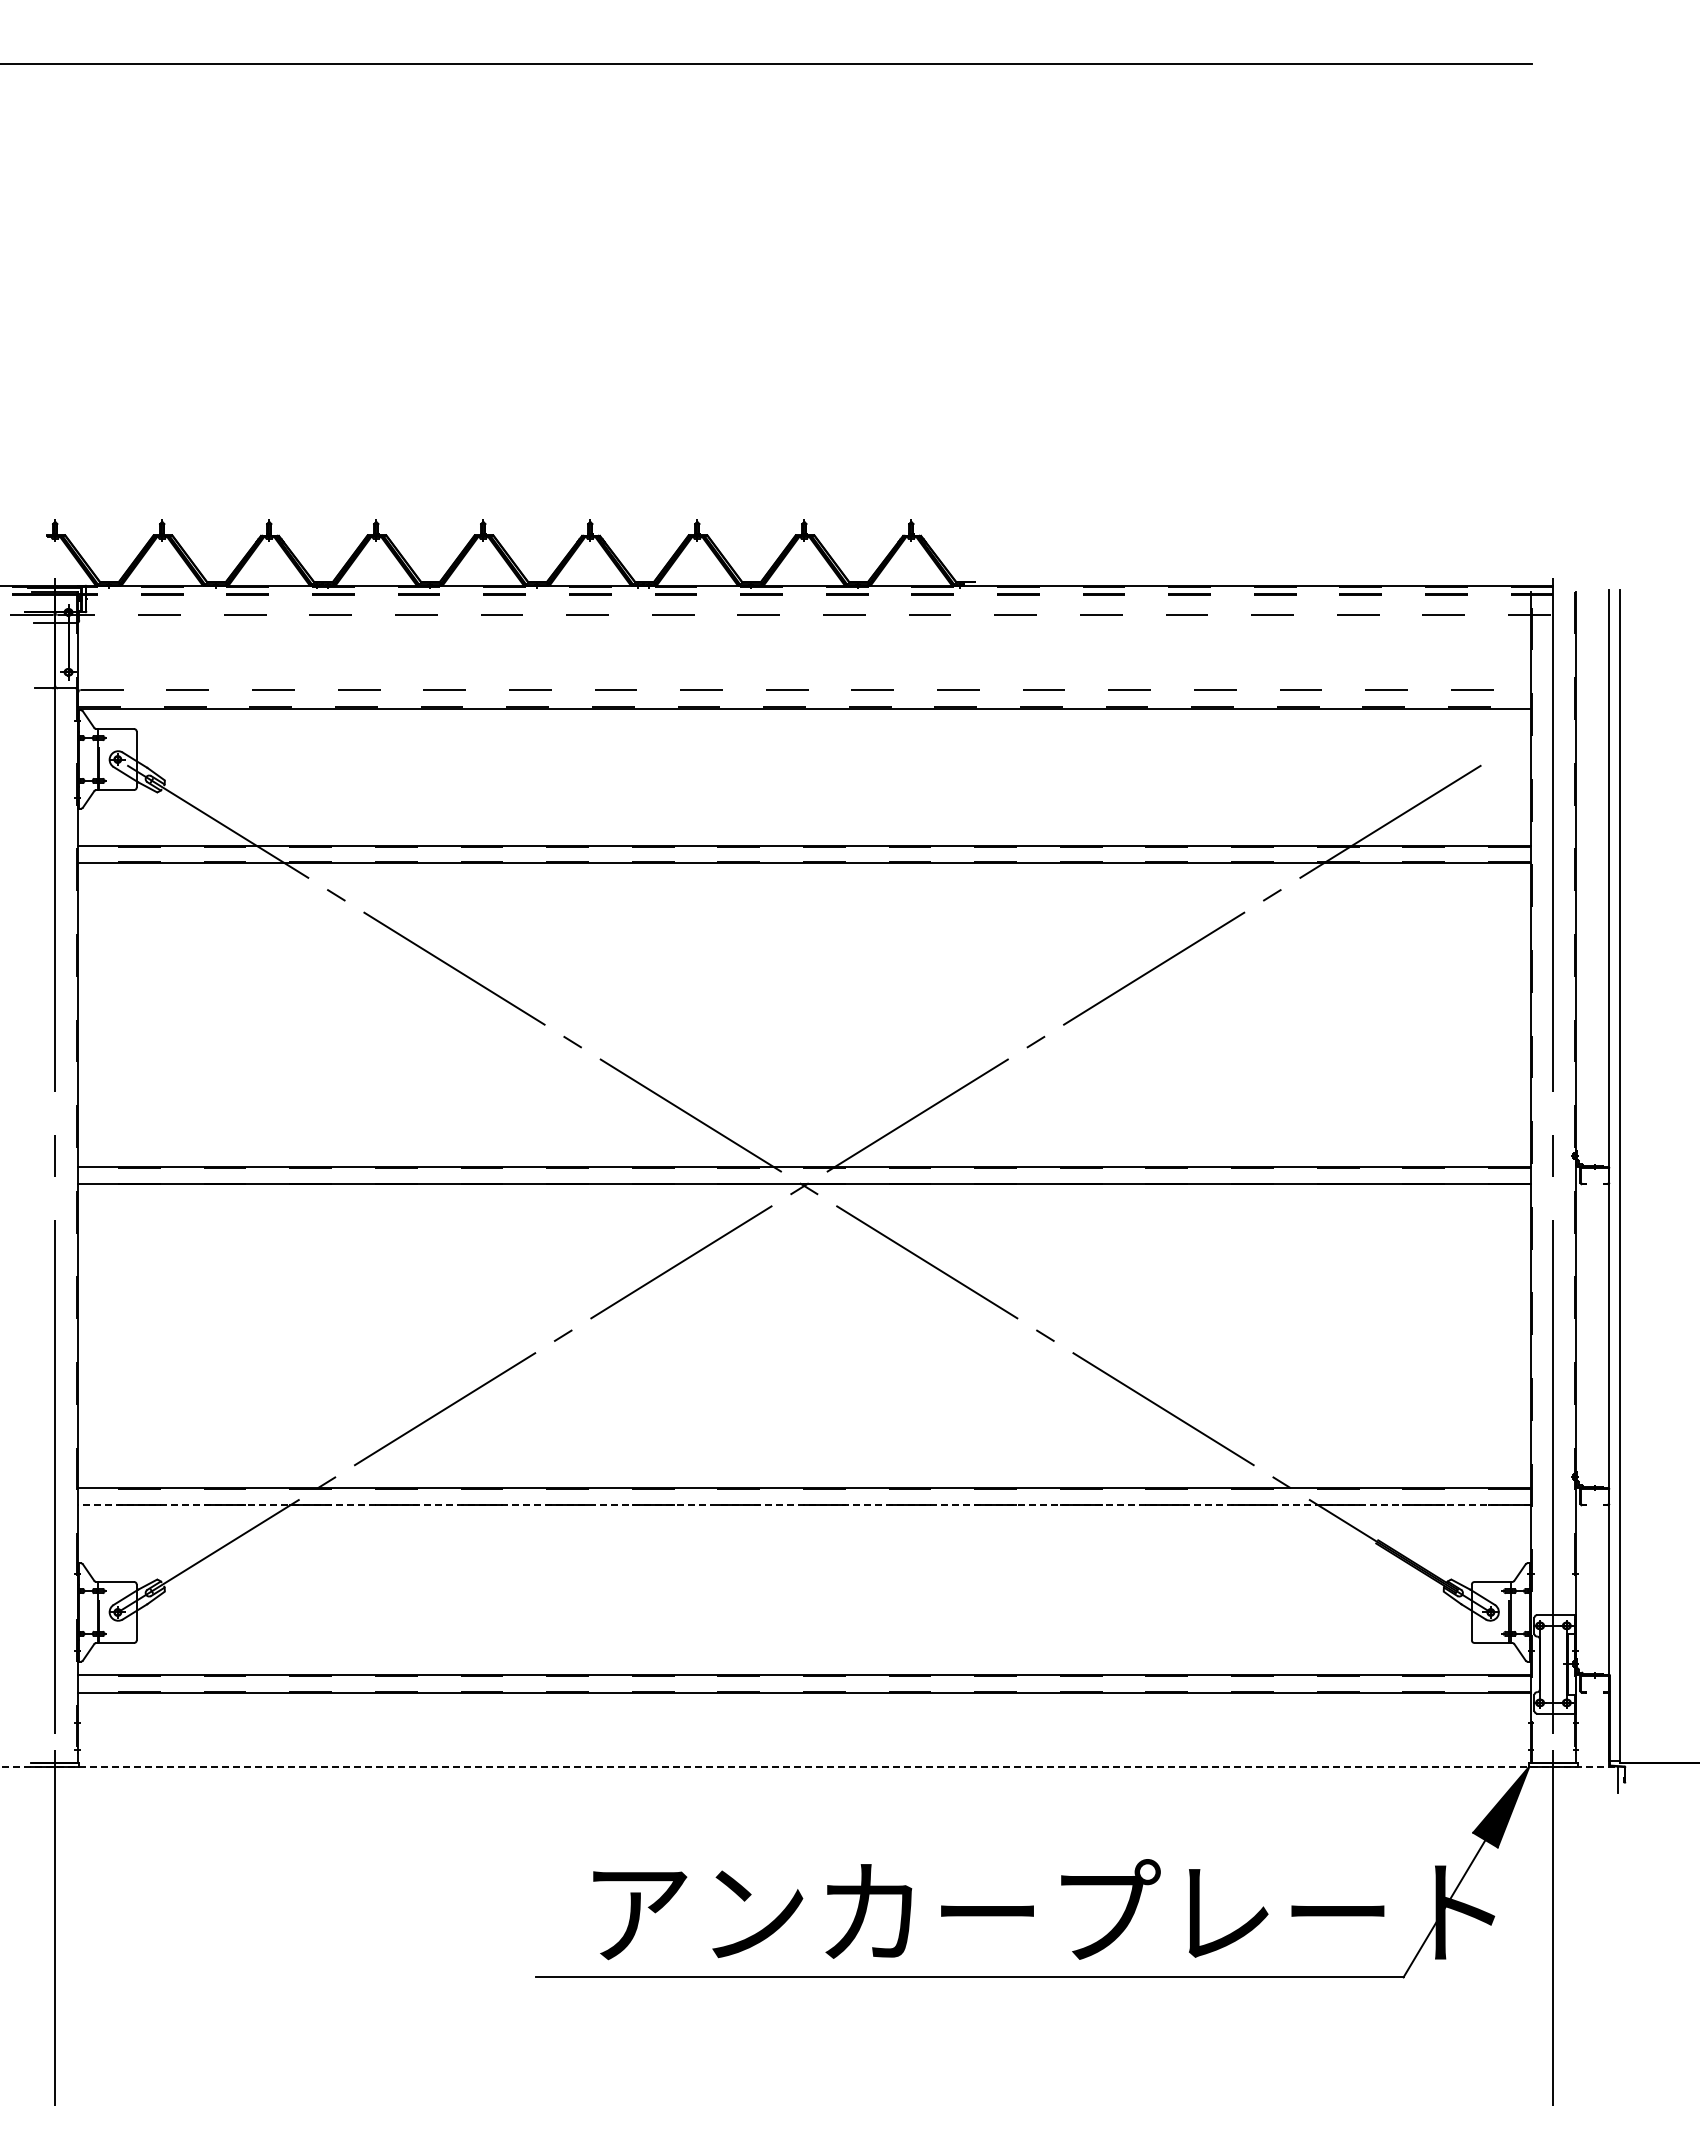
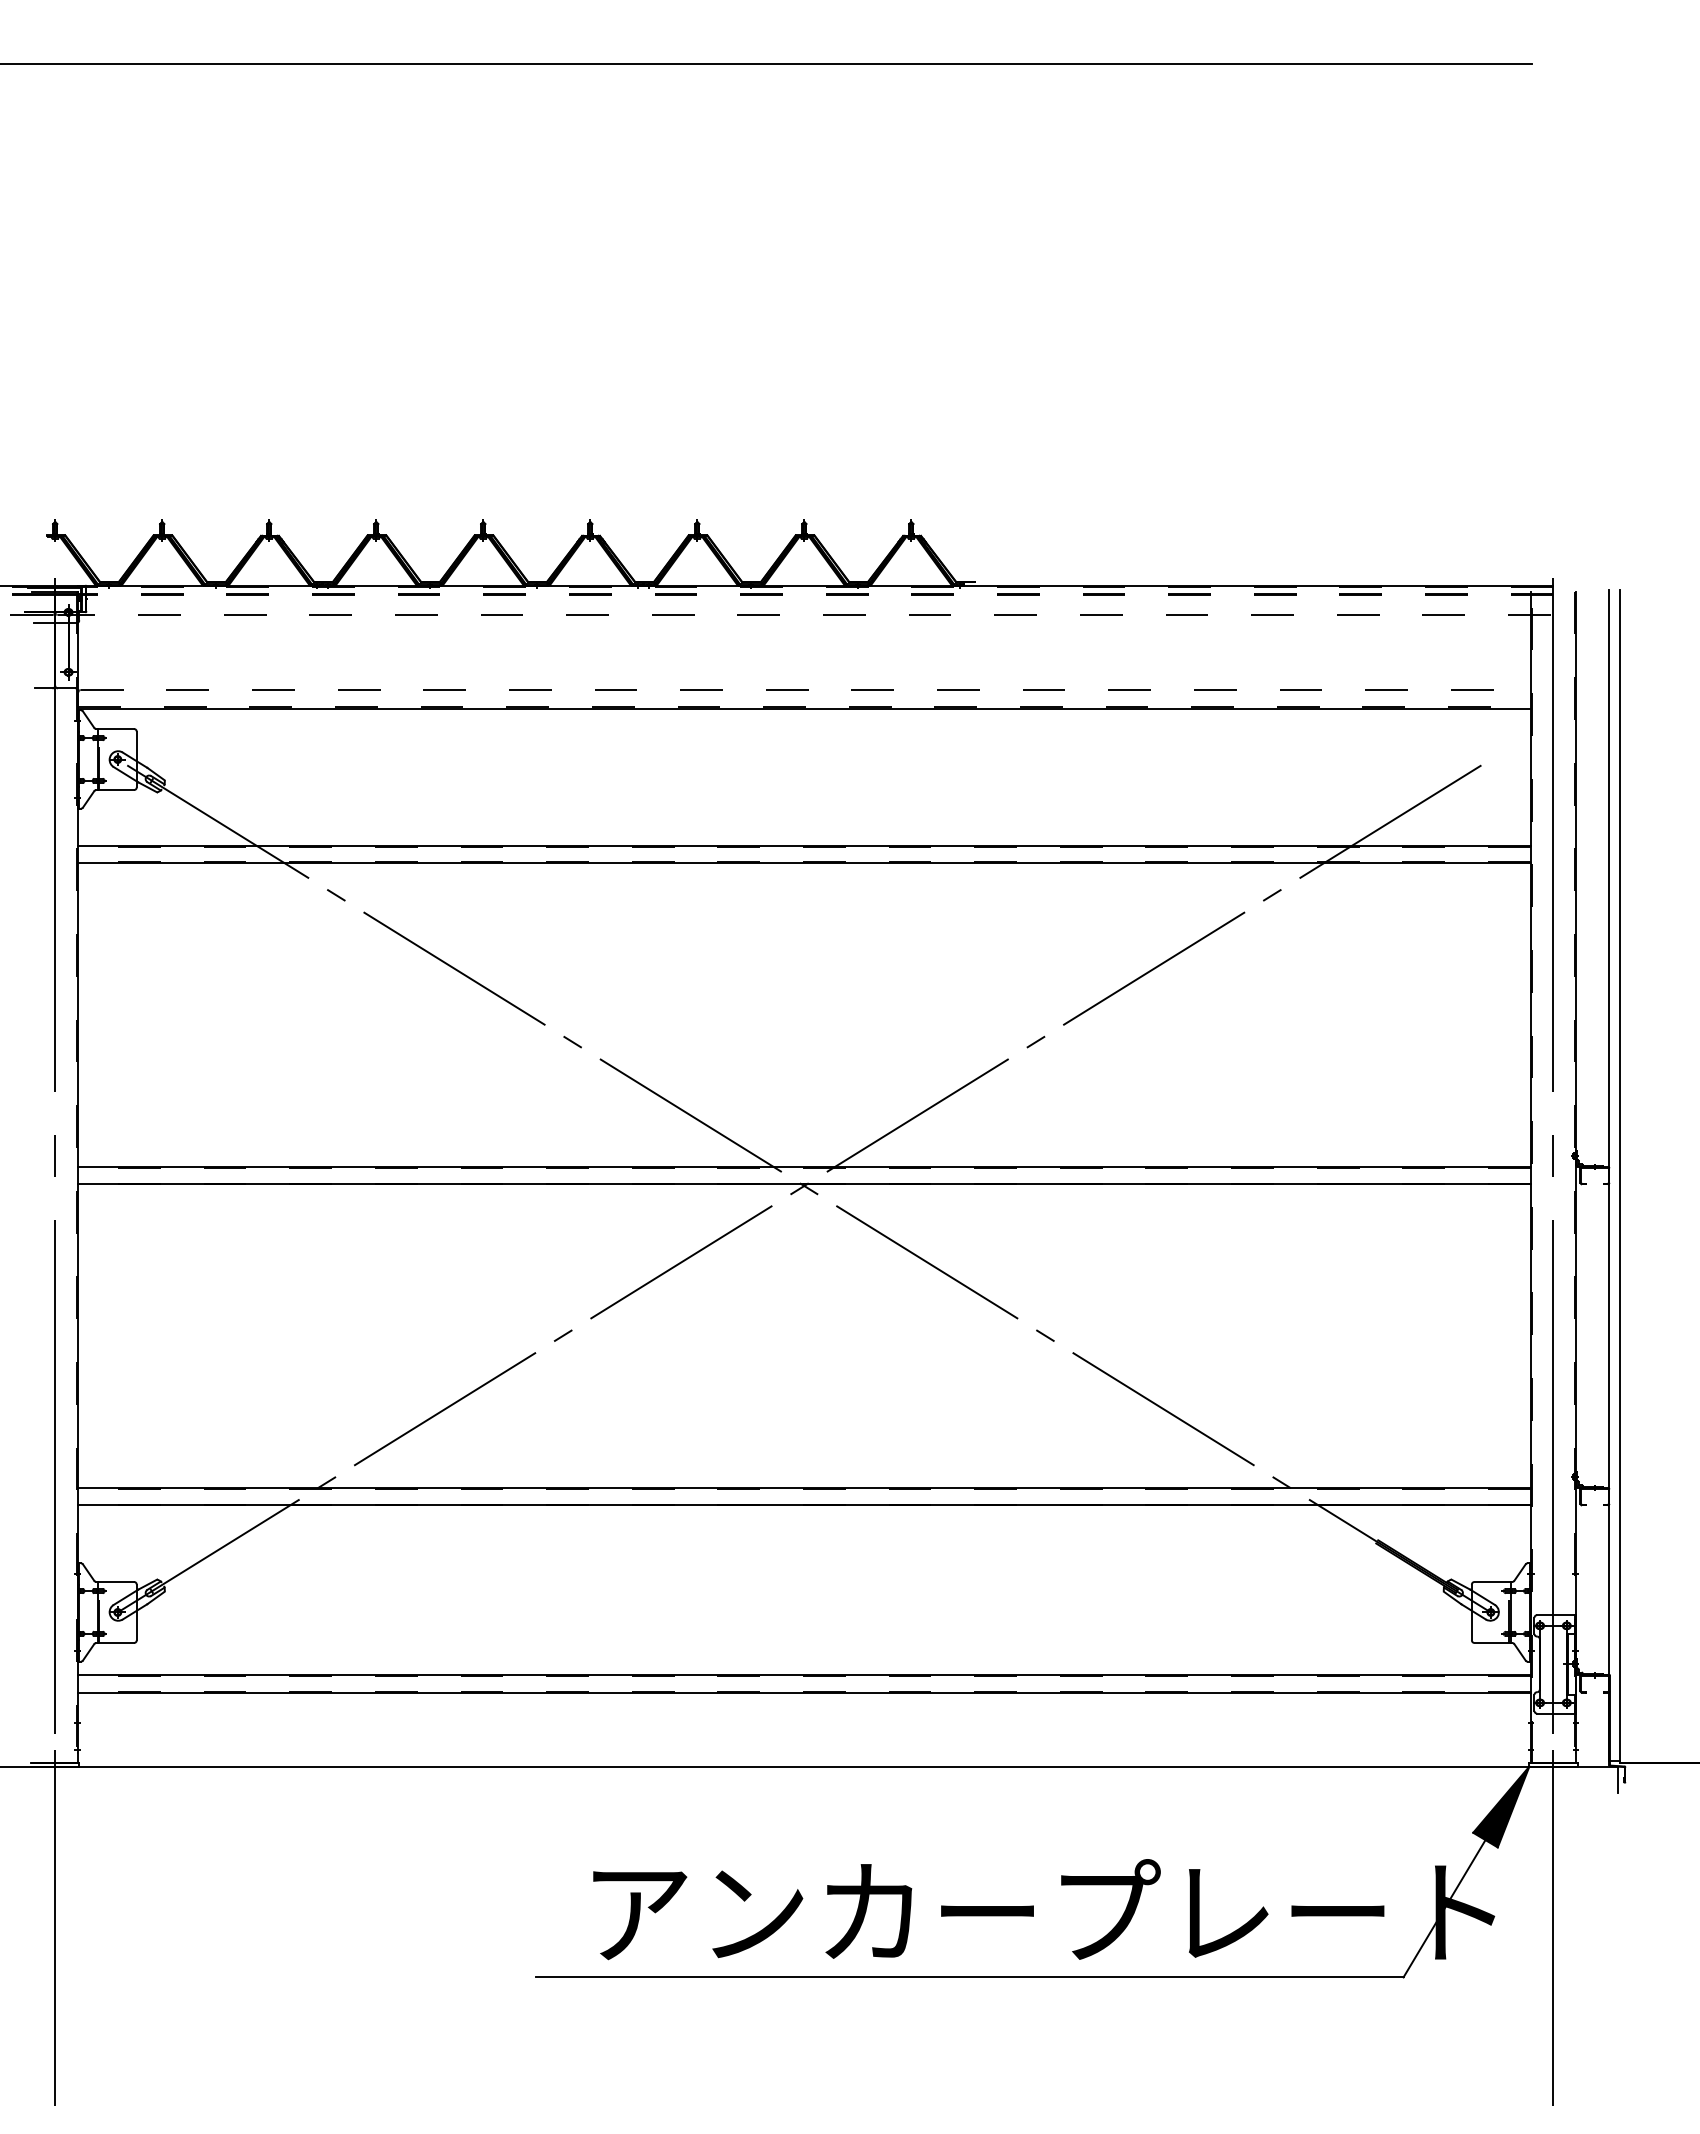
line: dashed -> solid (803, 1505)
line: dashed -> solid (809, 1766)
